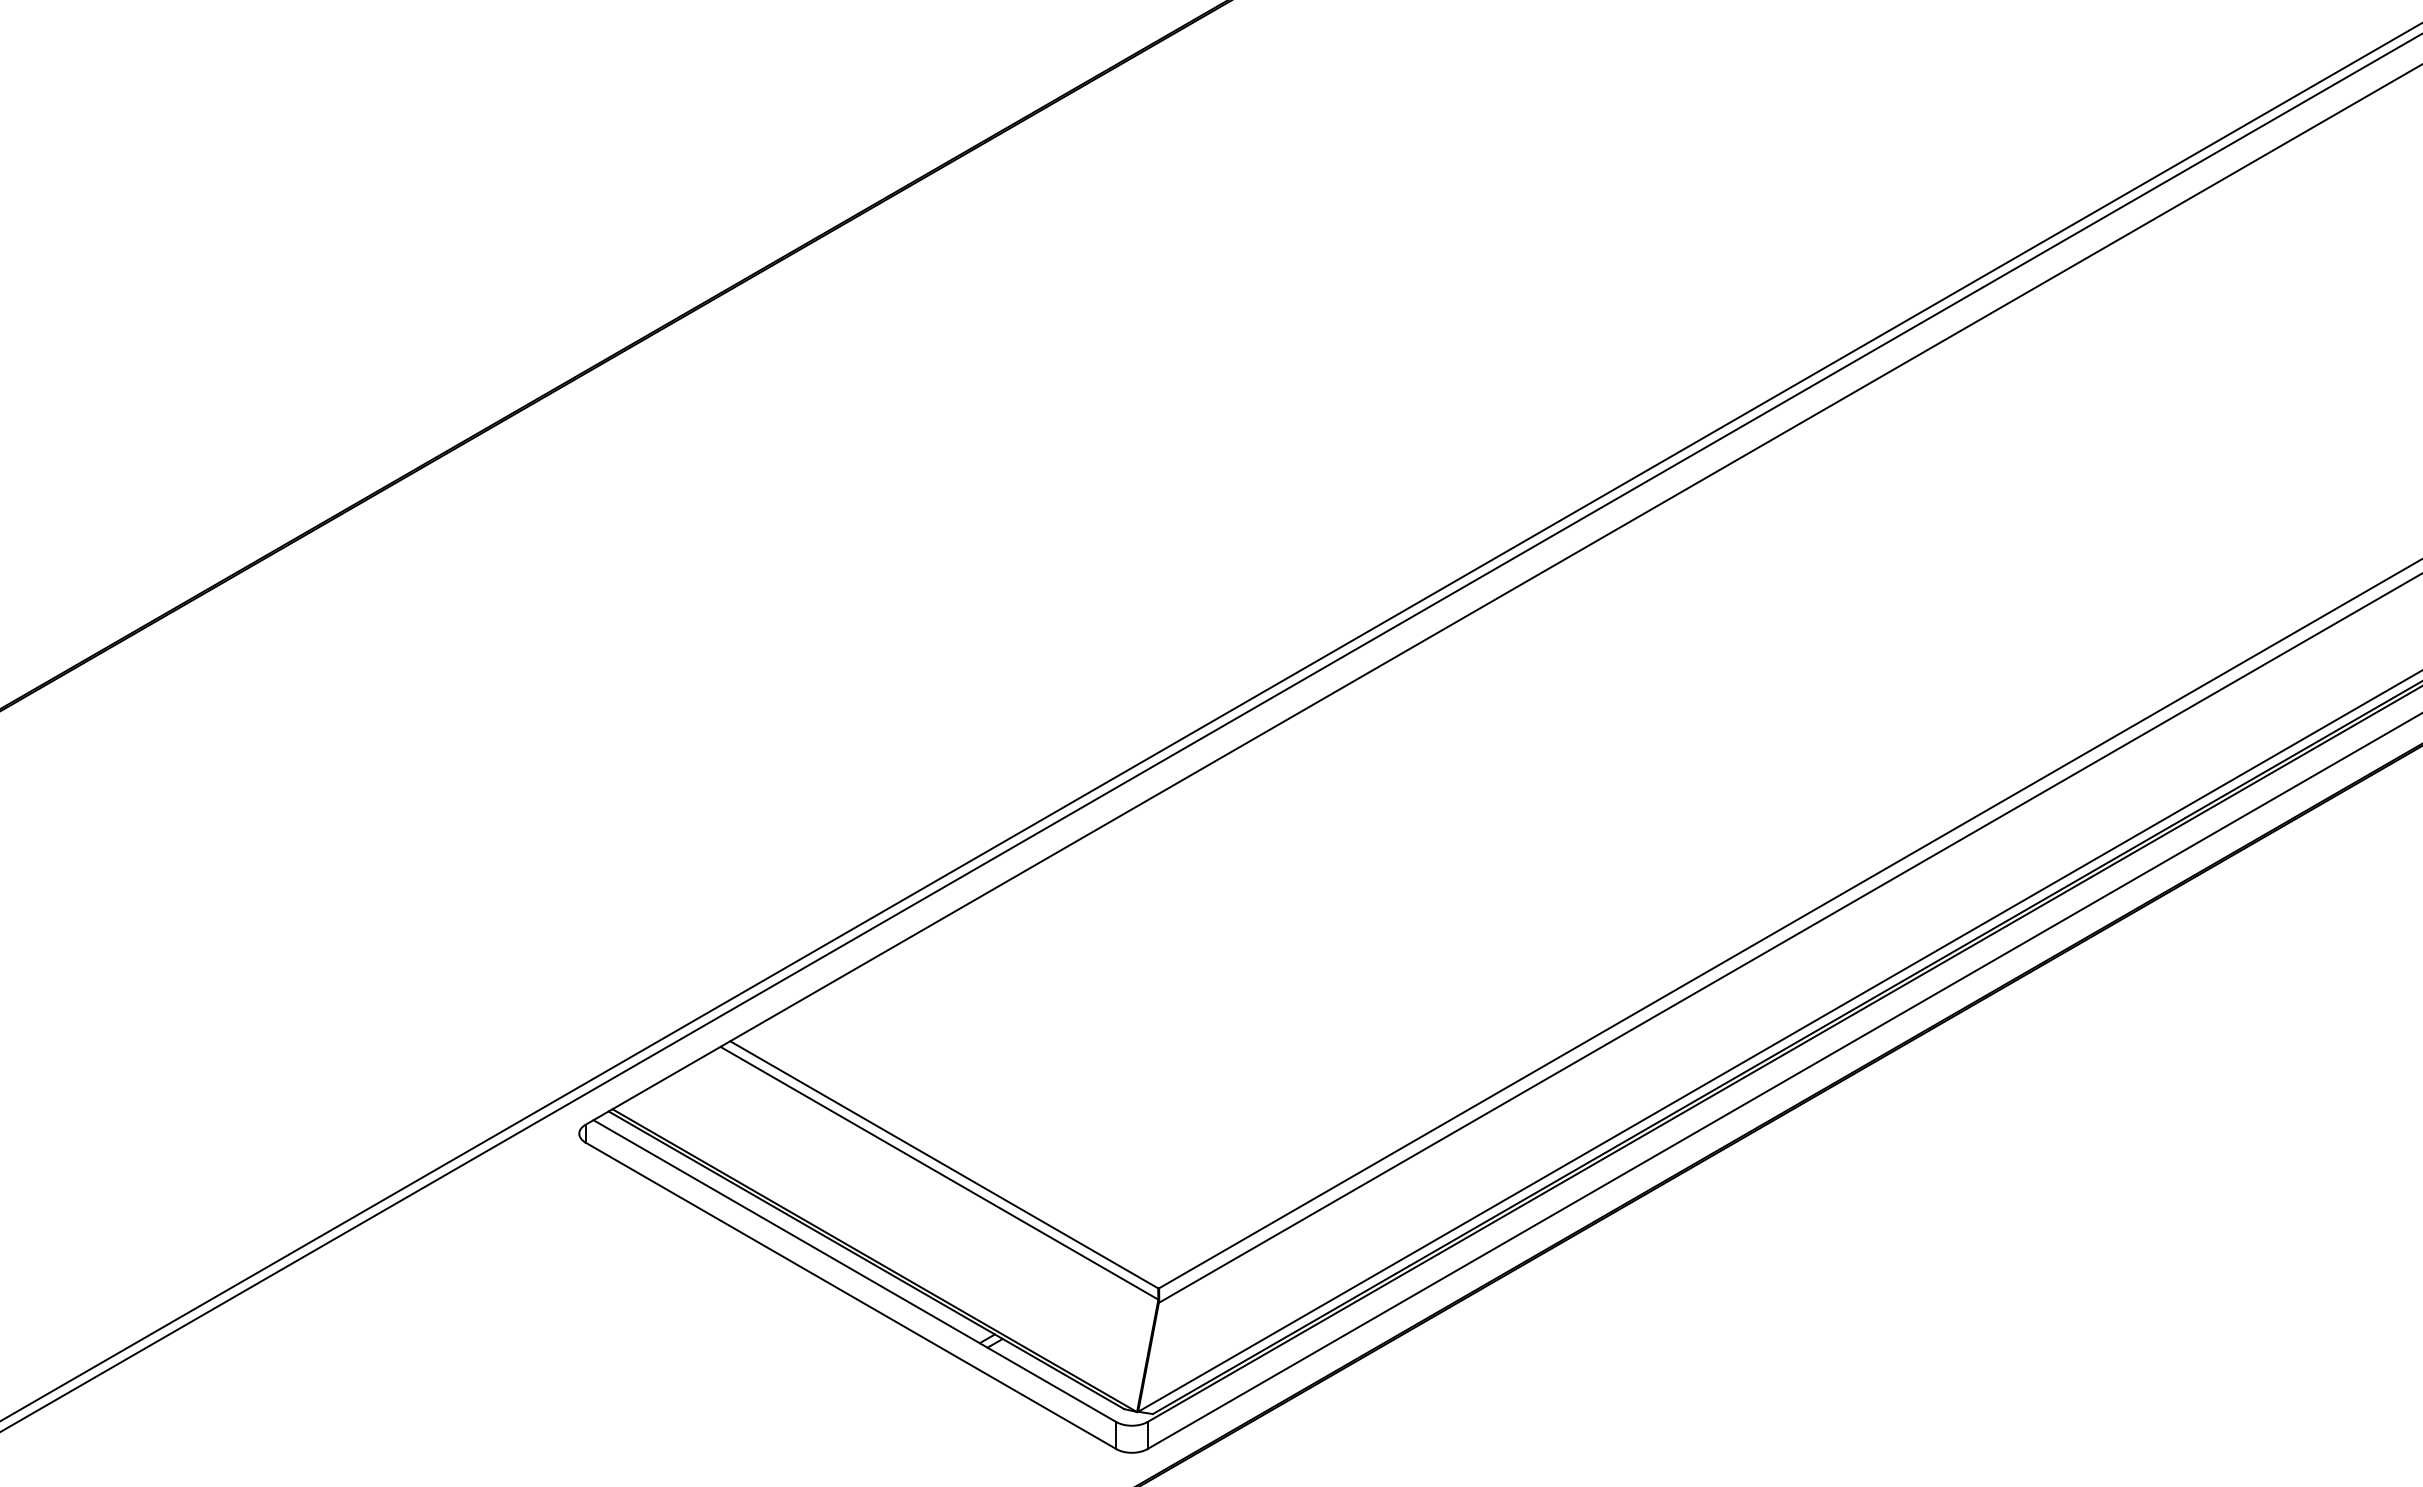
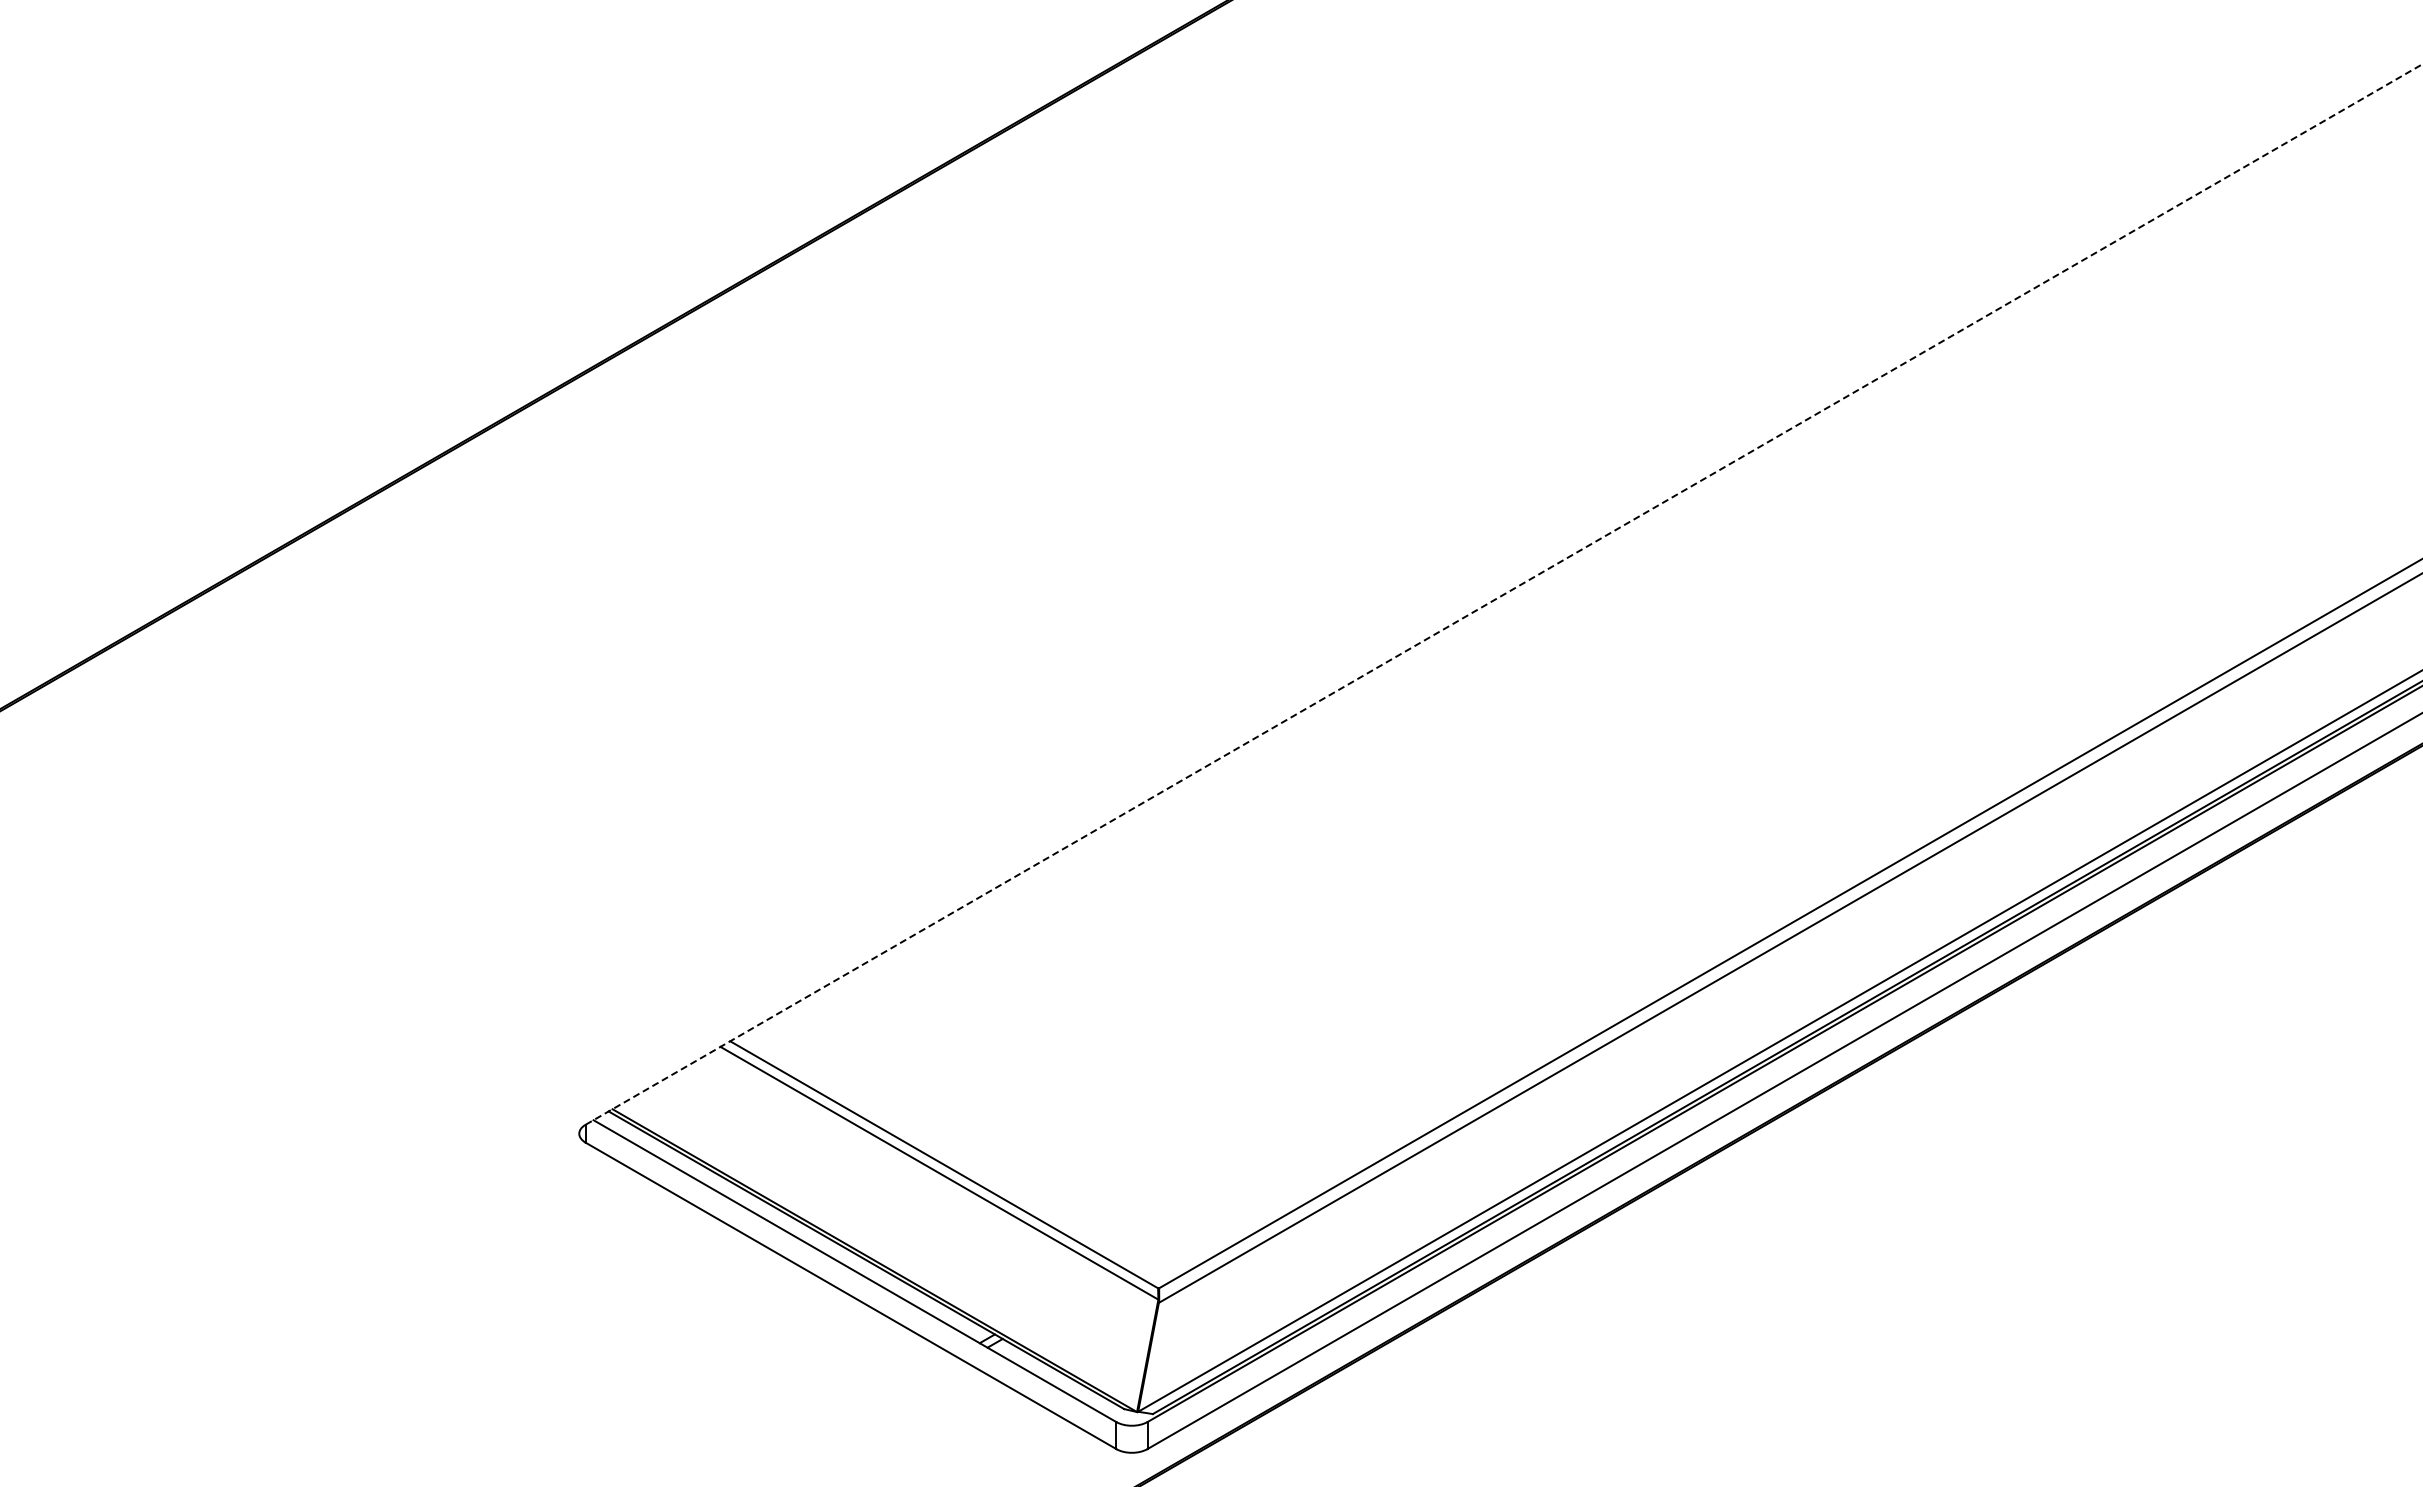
line: solid -> dashed (1504, 594)
line: present -> none (1210, 722)
line: present -> none (1210, 733)
